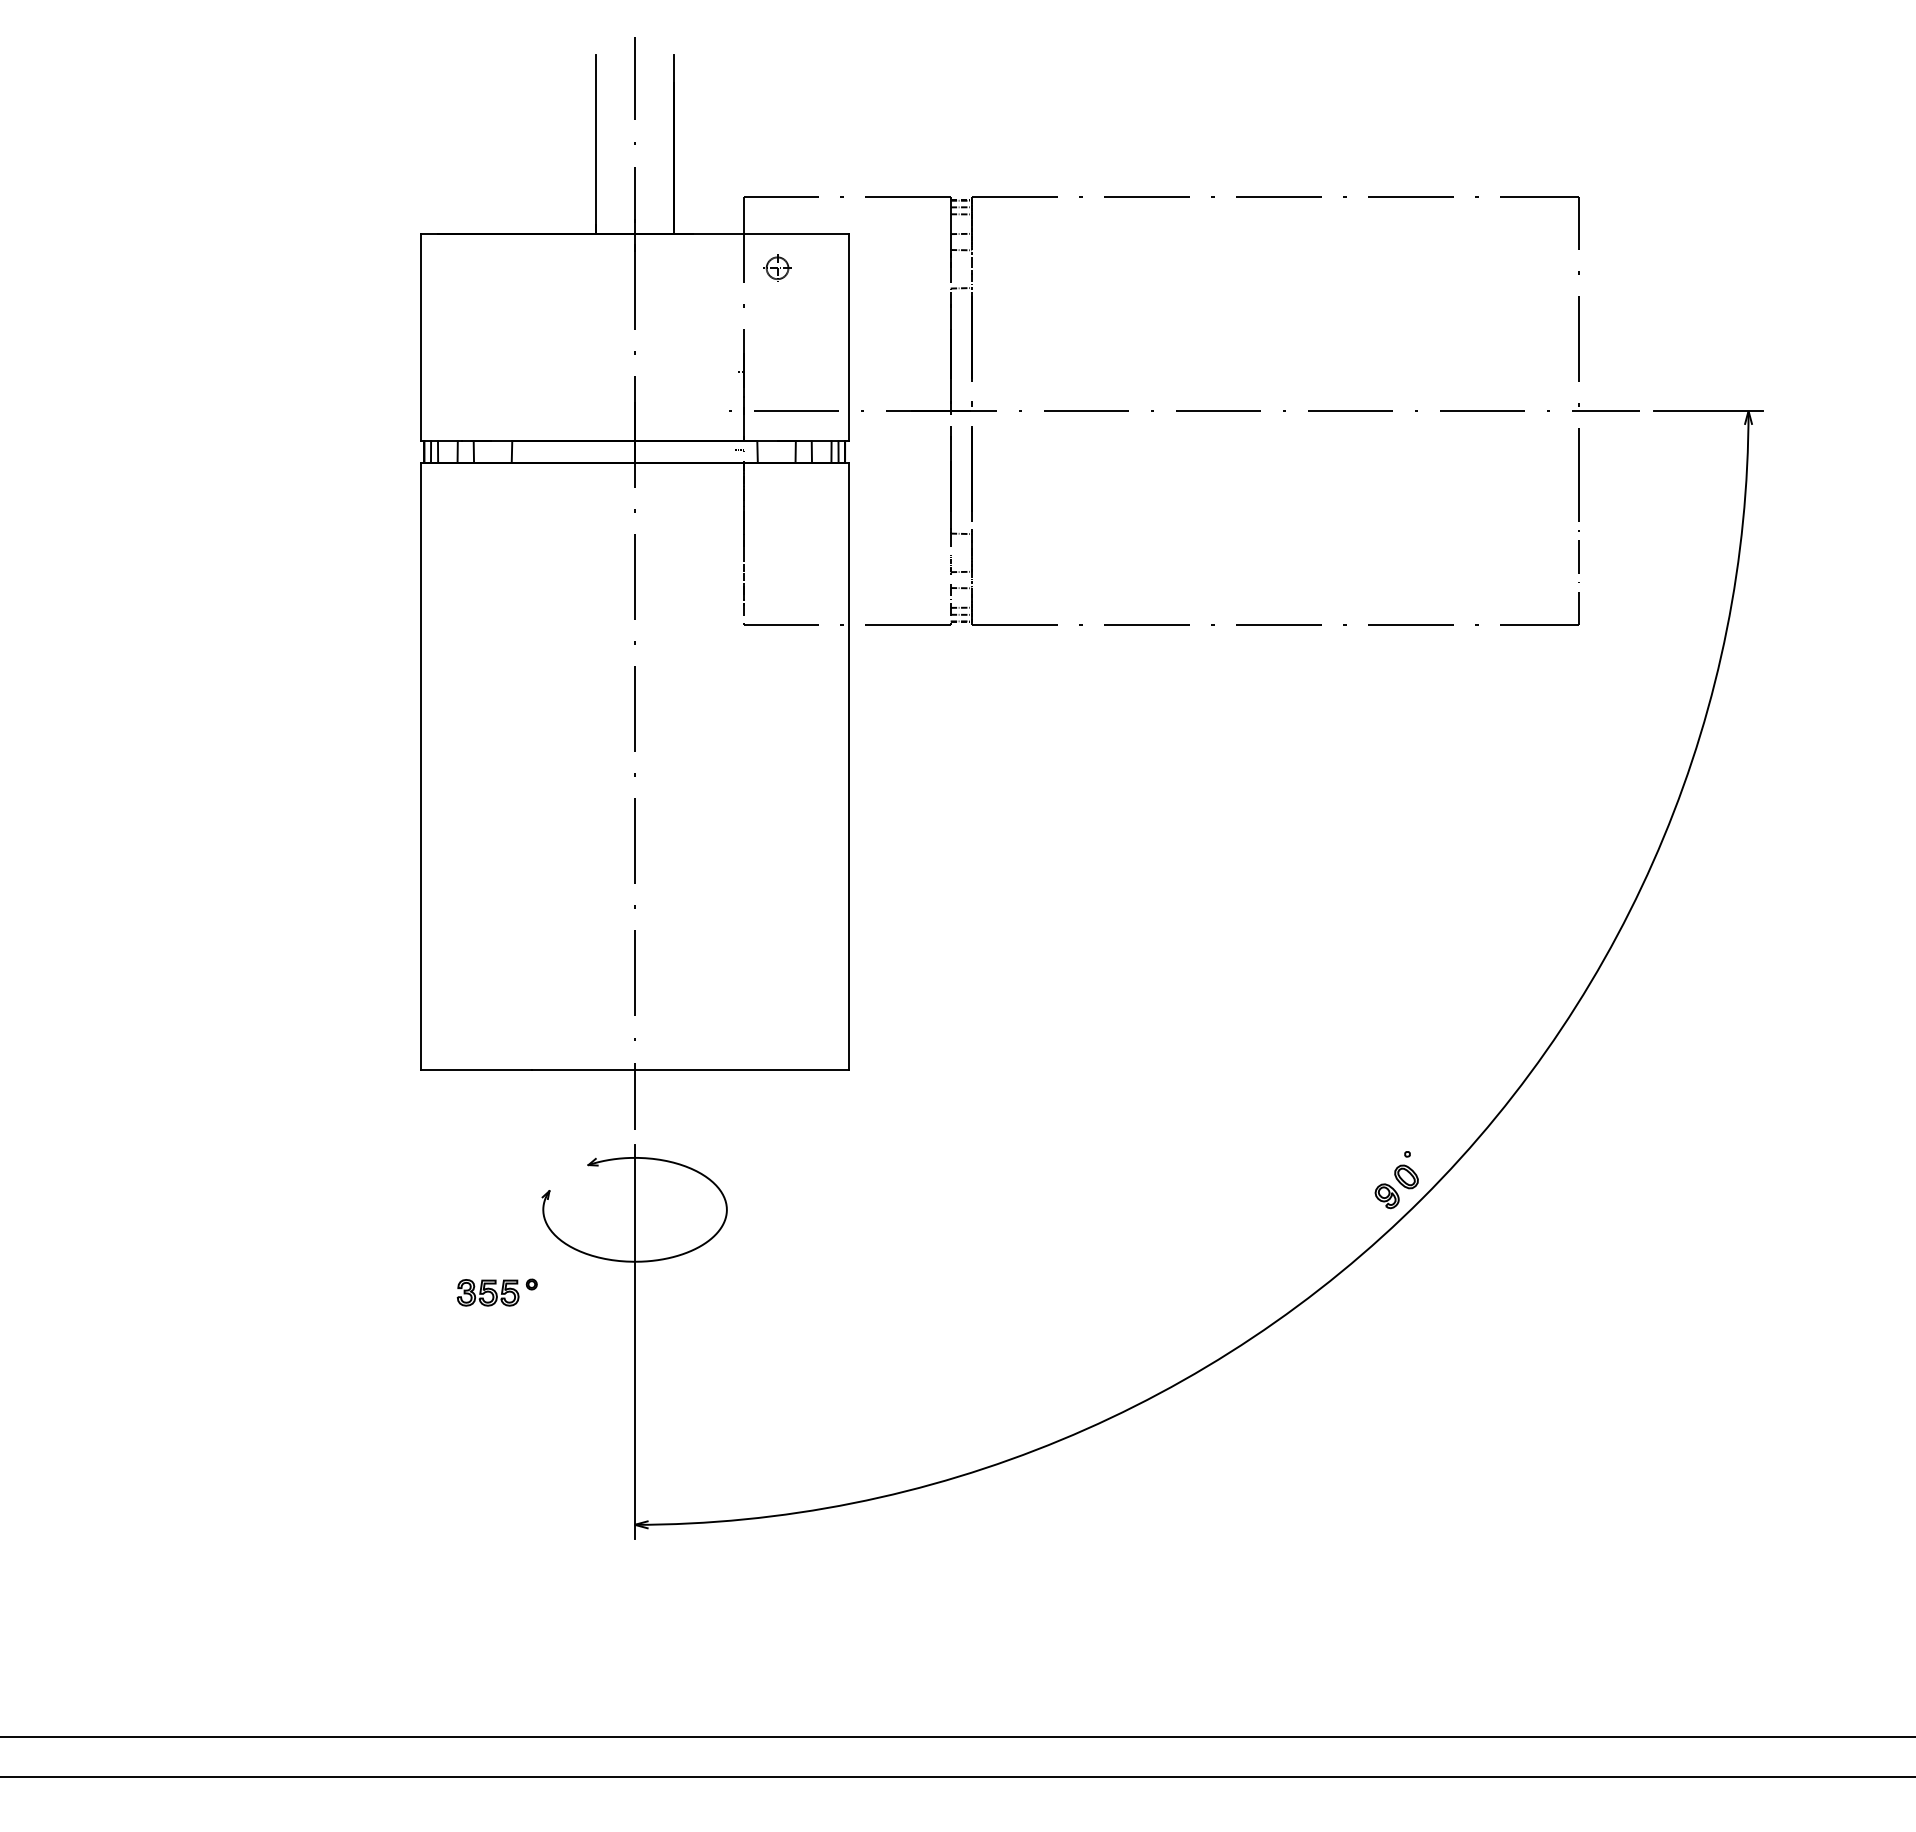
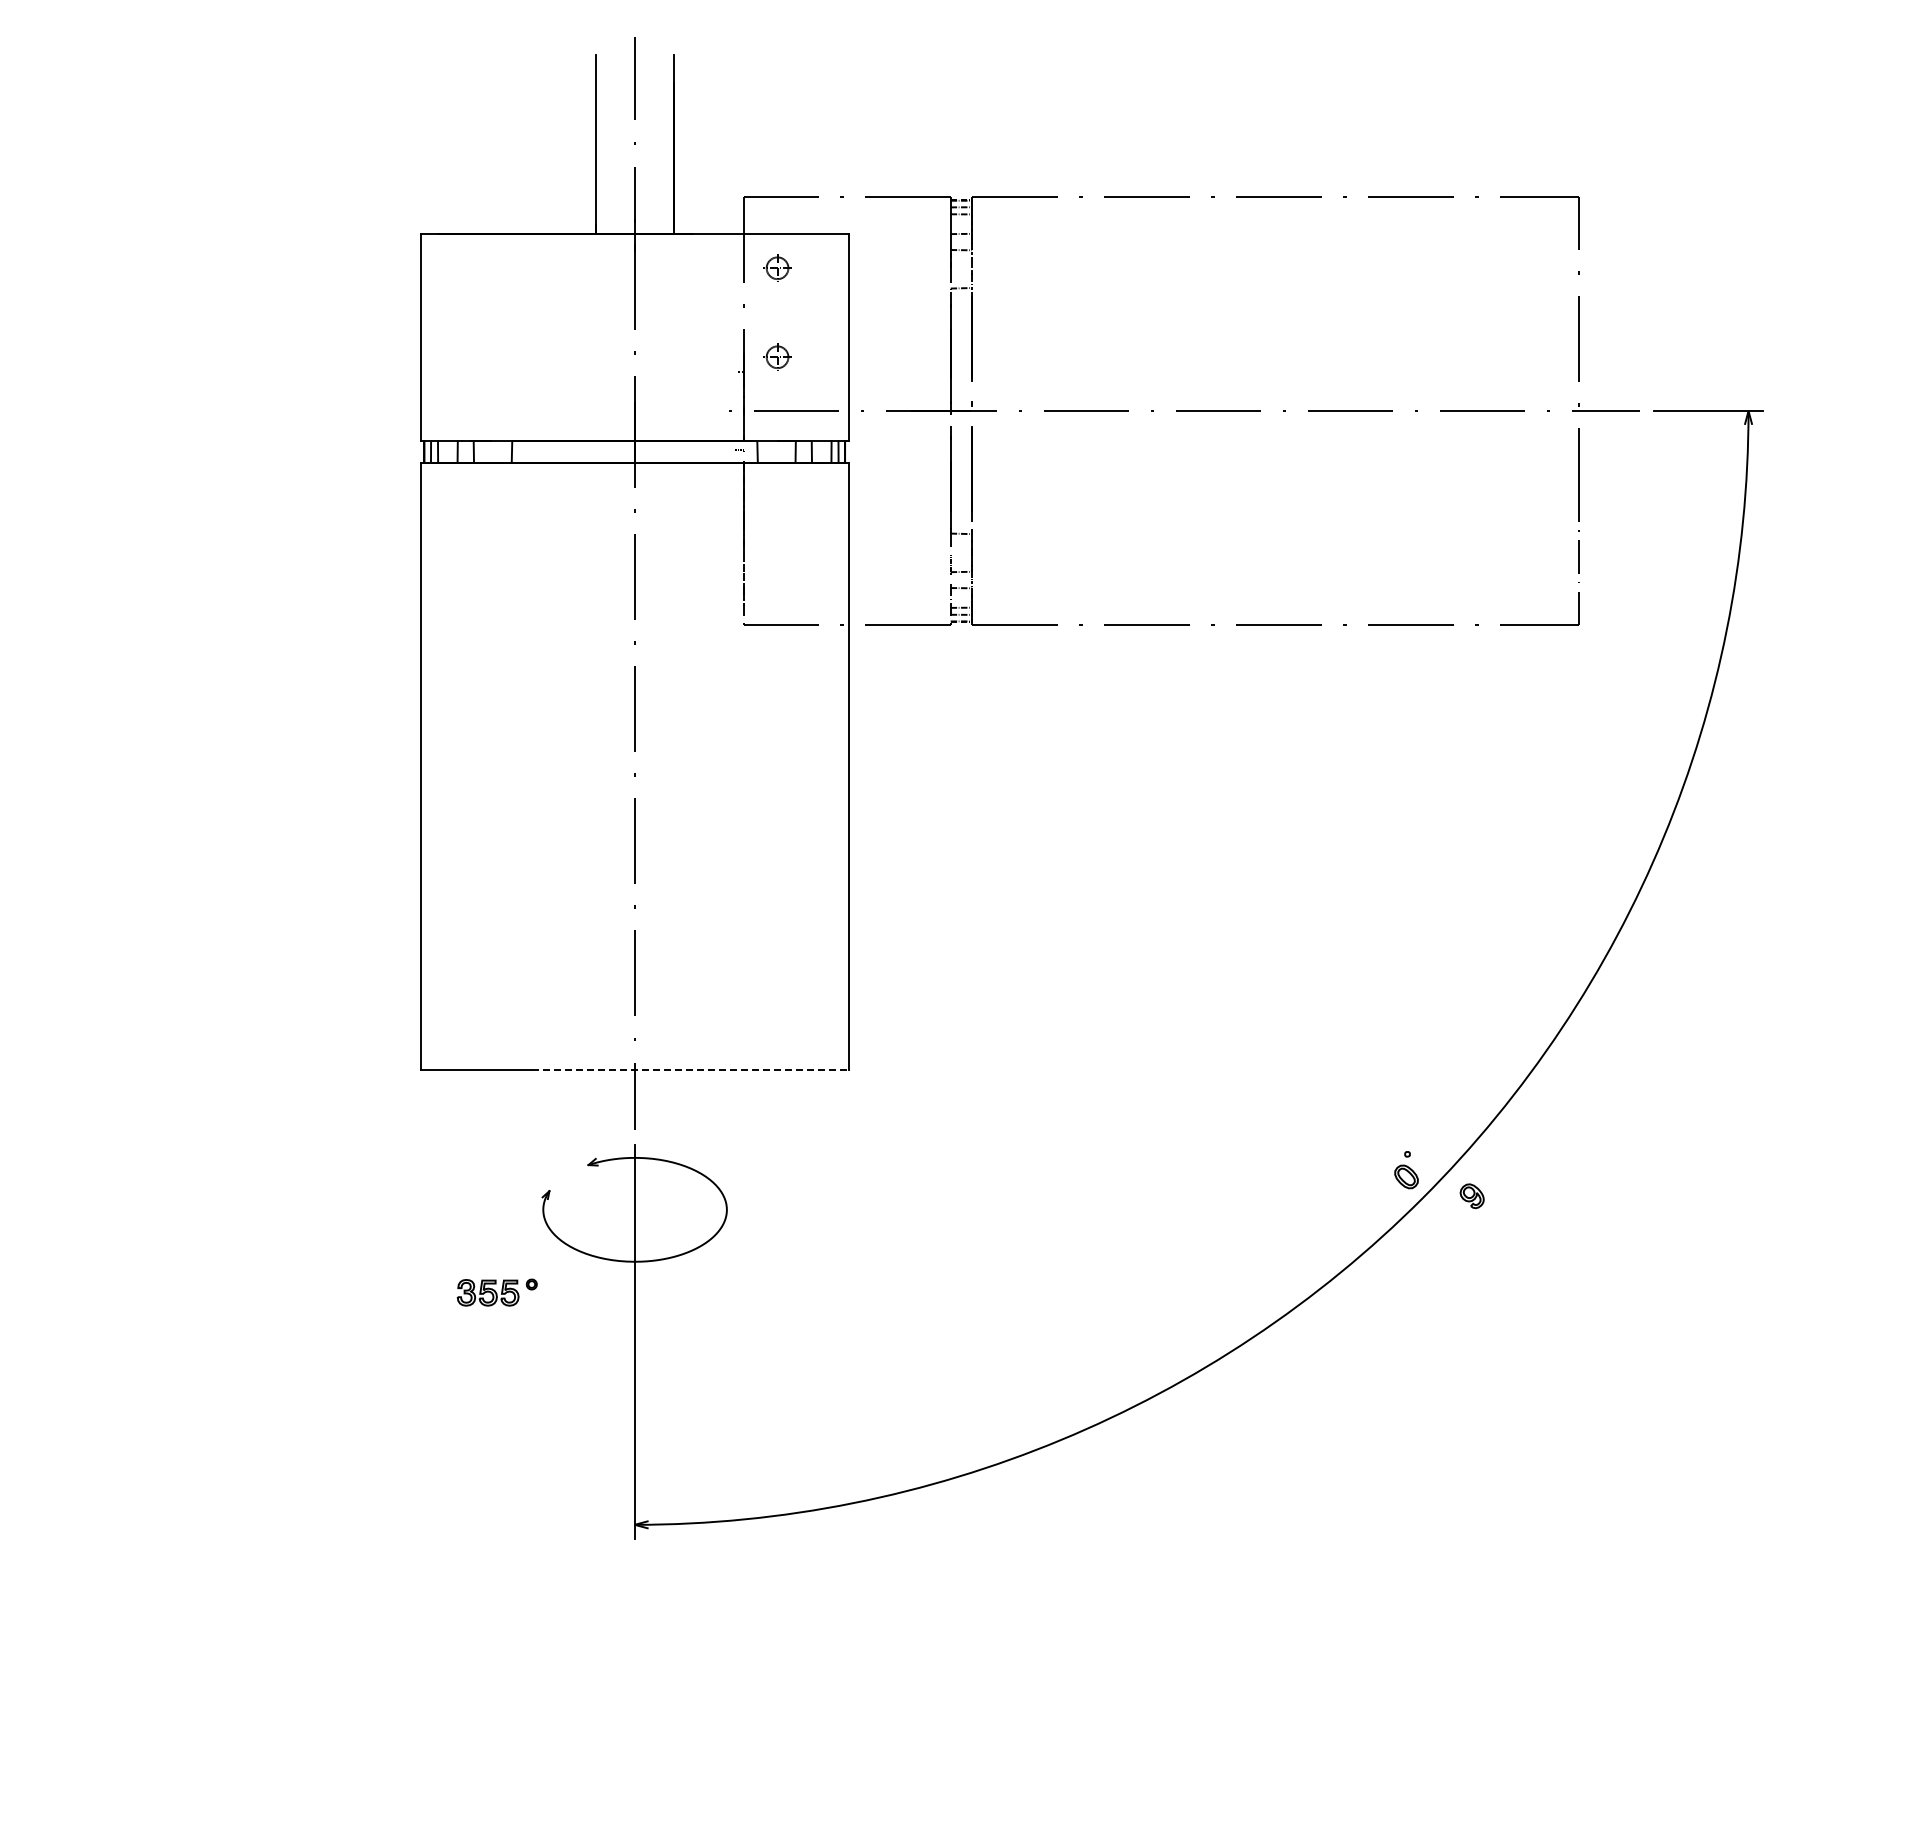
part: none -> present (777, 356)
line: solid -> dashed (691, 1069)
part position: (1386, 1196) -> (1471, 1196) (1471, 1196)
line: present -> none (957, 1736)
line: present -> none (957, 1777)
